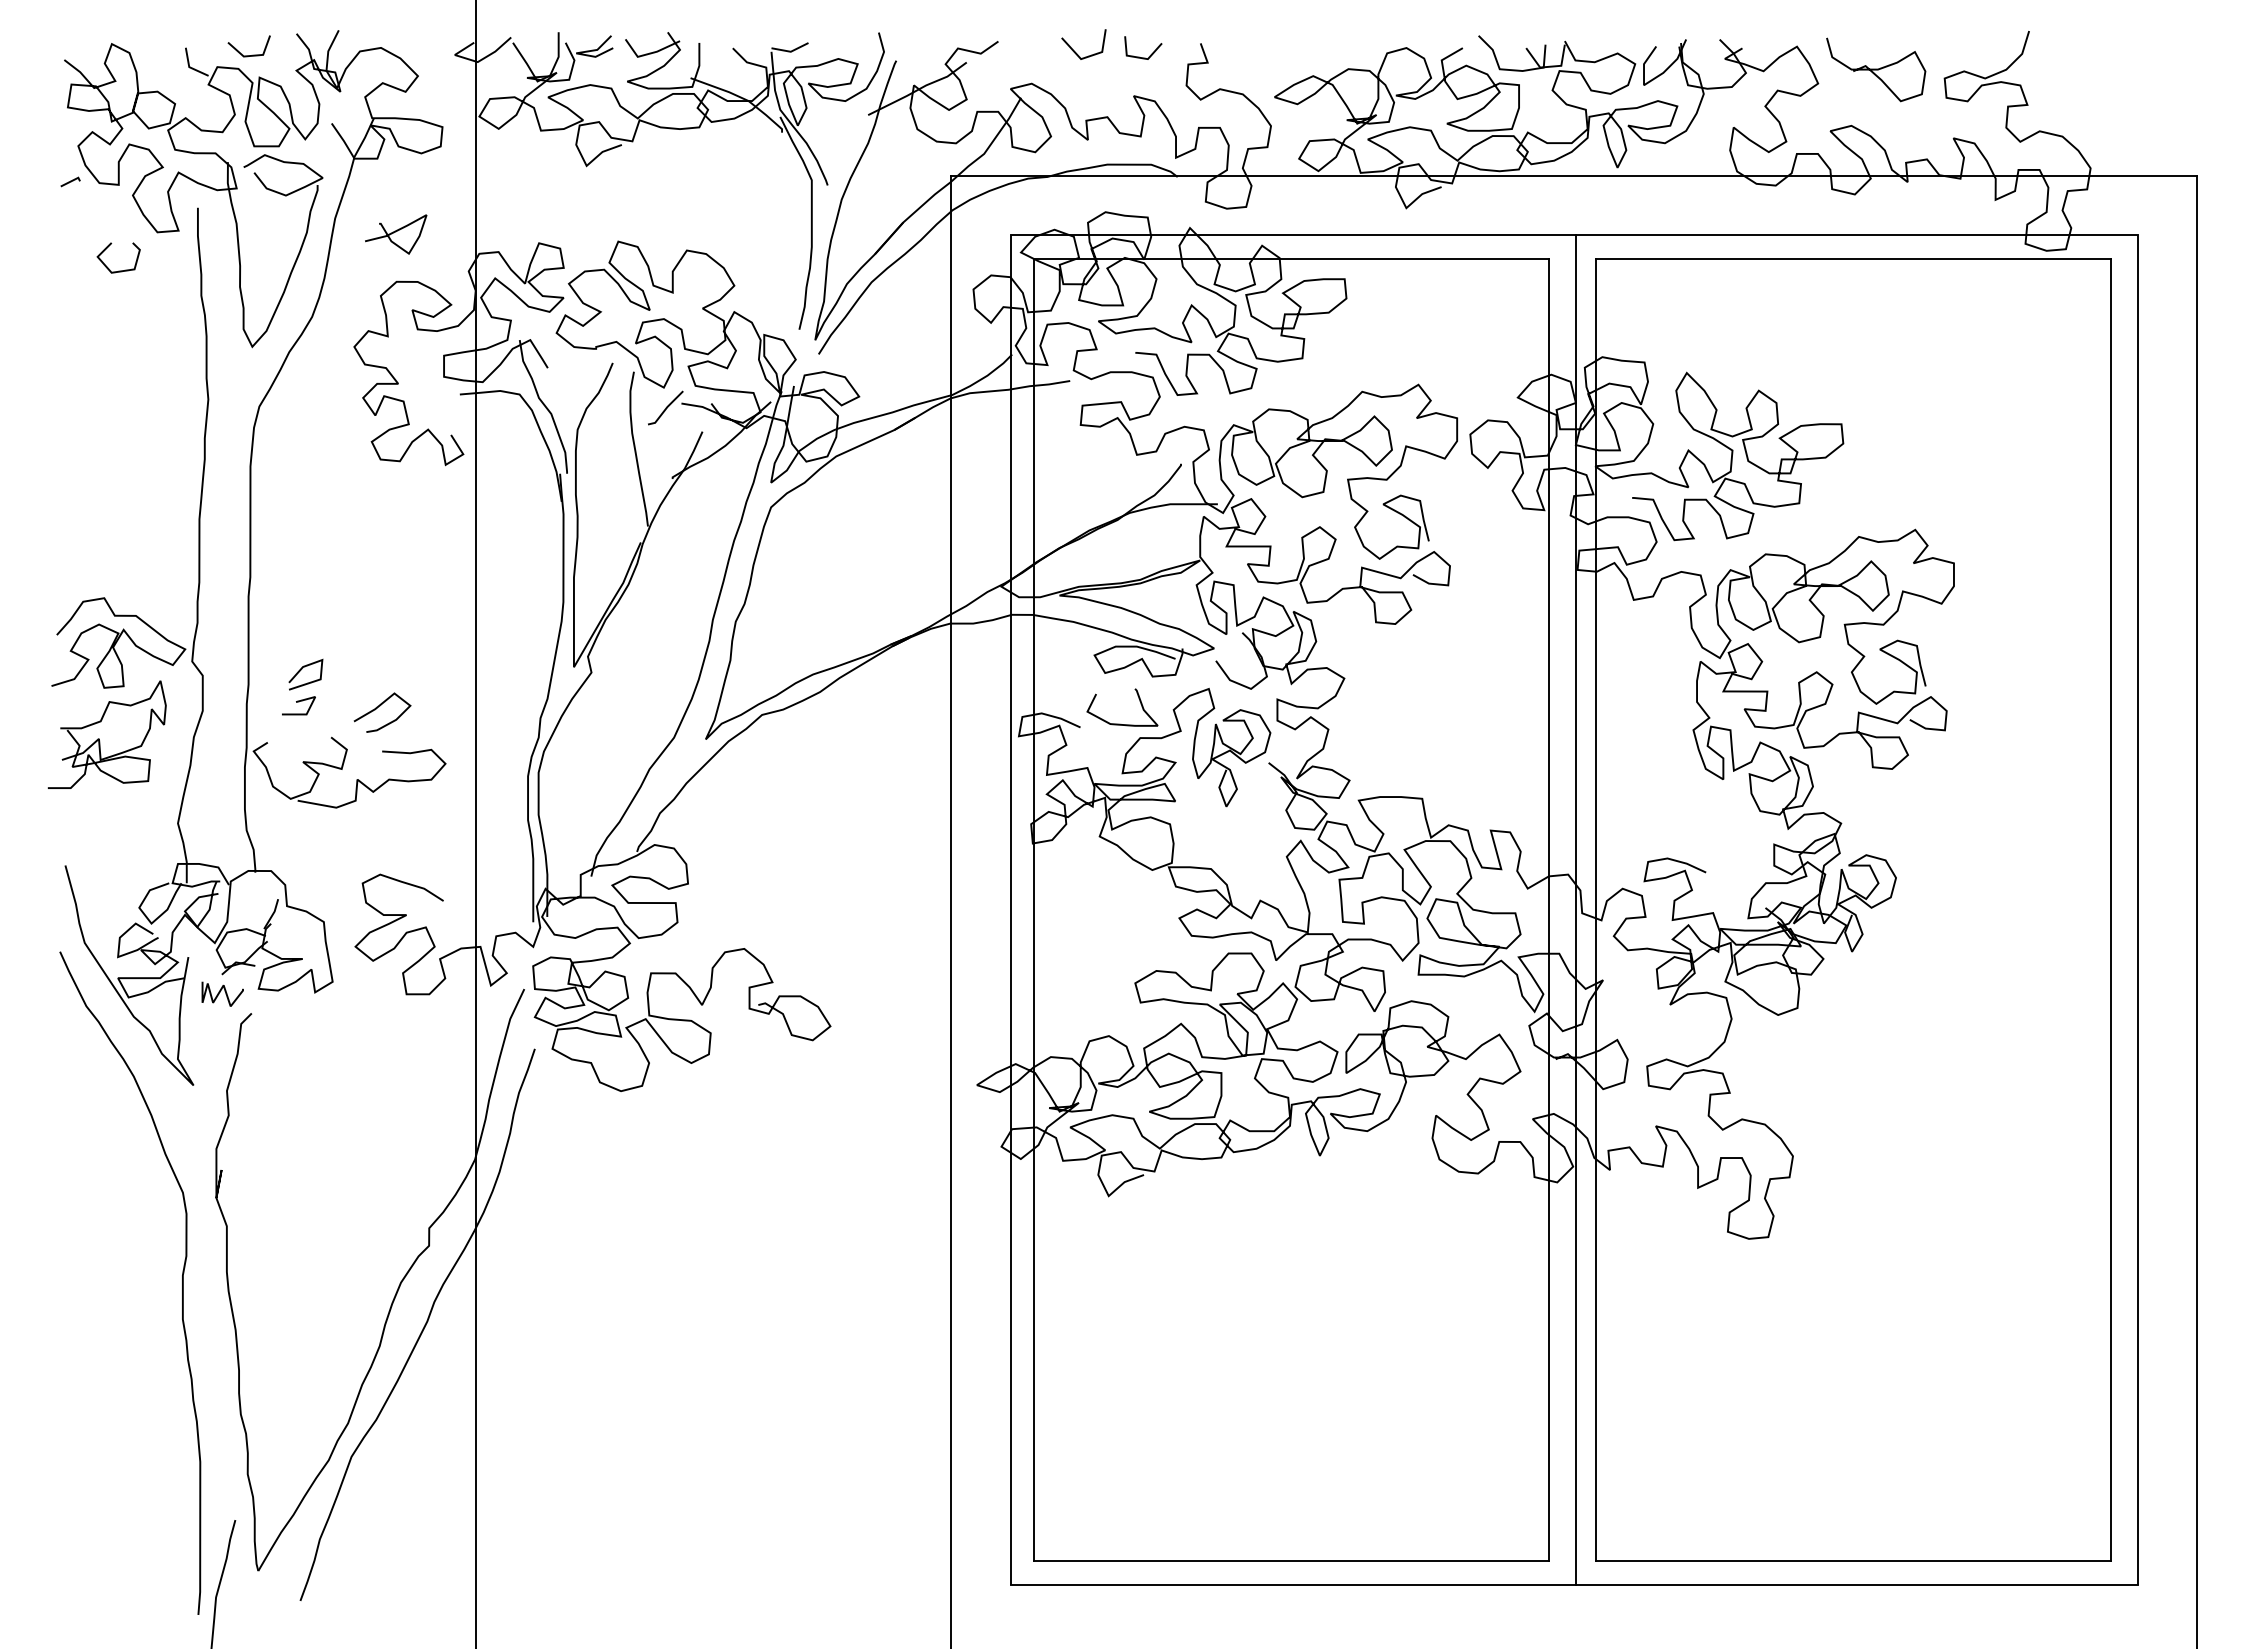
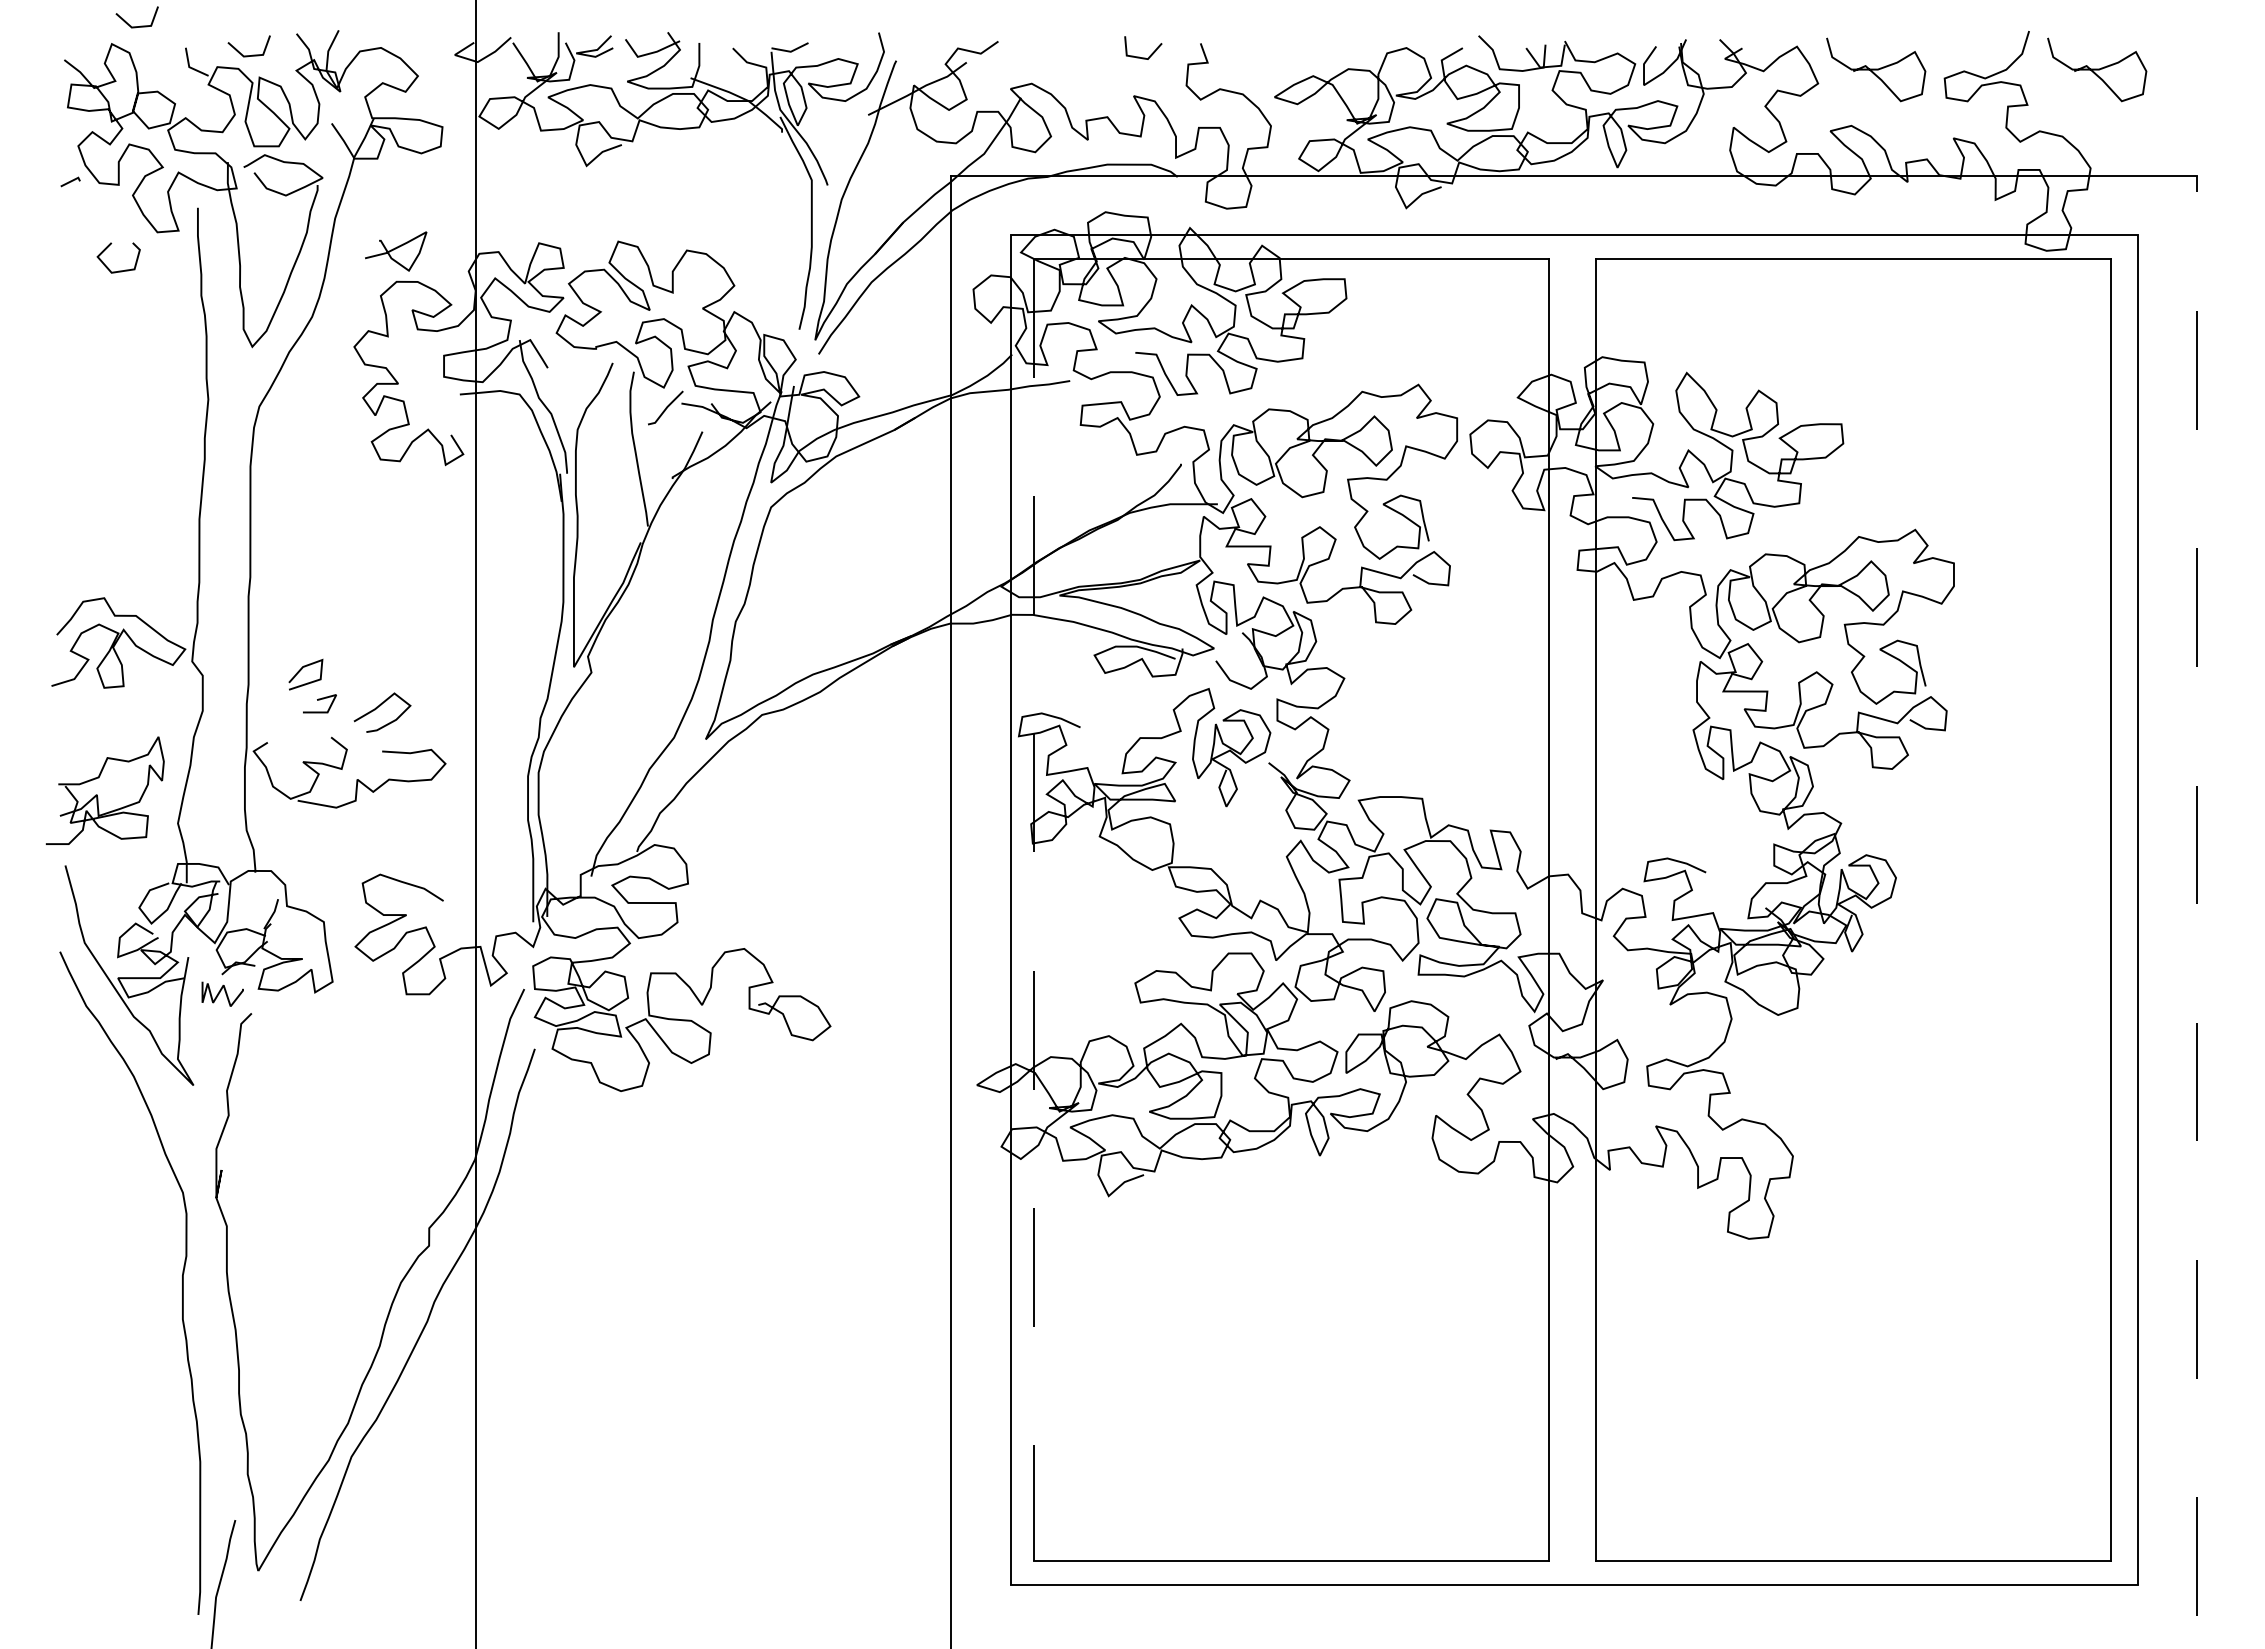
line: none -> present (140, 25)
line: present -> none (1075, 51)
curve: none -> present (2097, 69)
curve position: (395, 232) -> (395, 249) (395, 249)
line position: (298, 702) -> (319, 700) (319, 700)
curve: present -> none (1120, 723)
part position: (106, 734) -> (104, 790) (104, 790)
line: present -> none (1576, 909)
line: solid -> dashed (1034, 910)
line: solid -> dashed (2197, 911)
